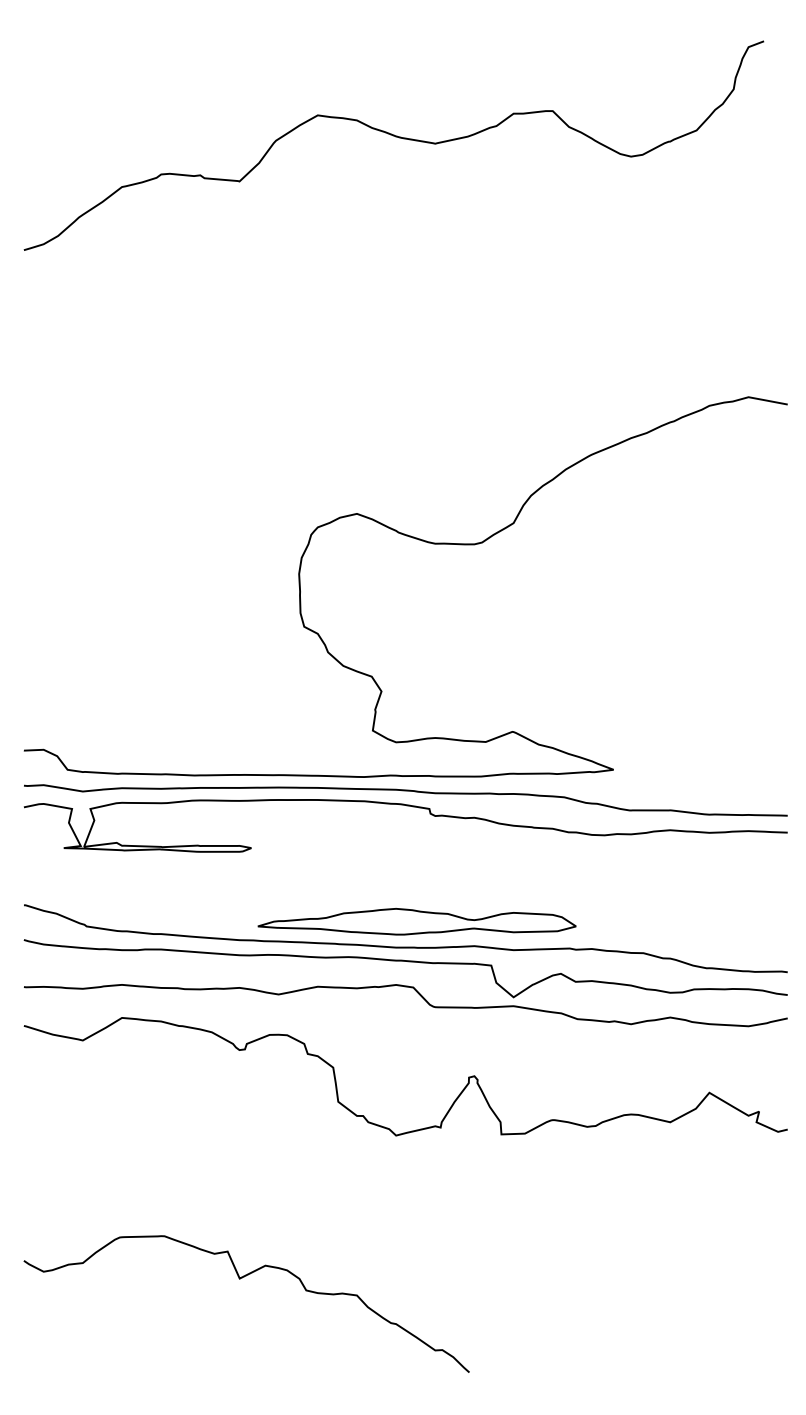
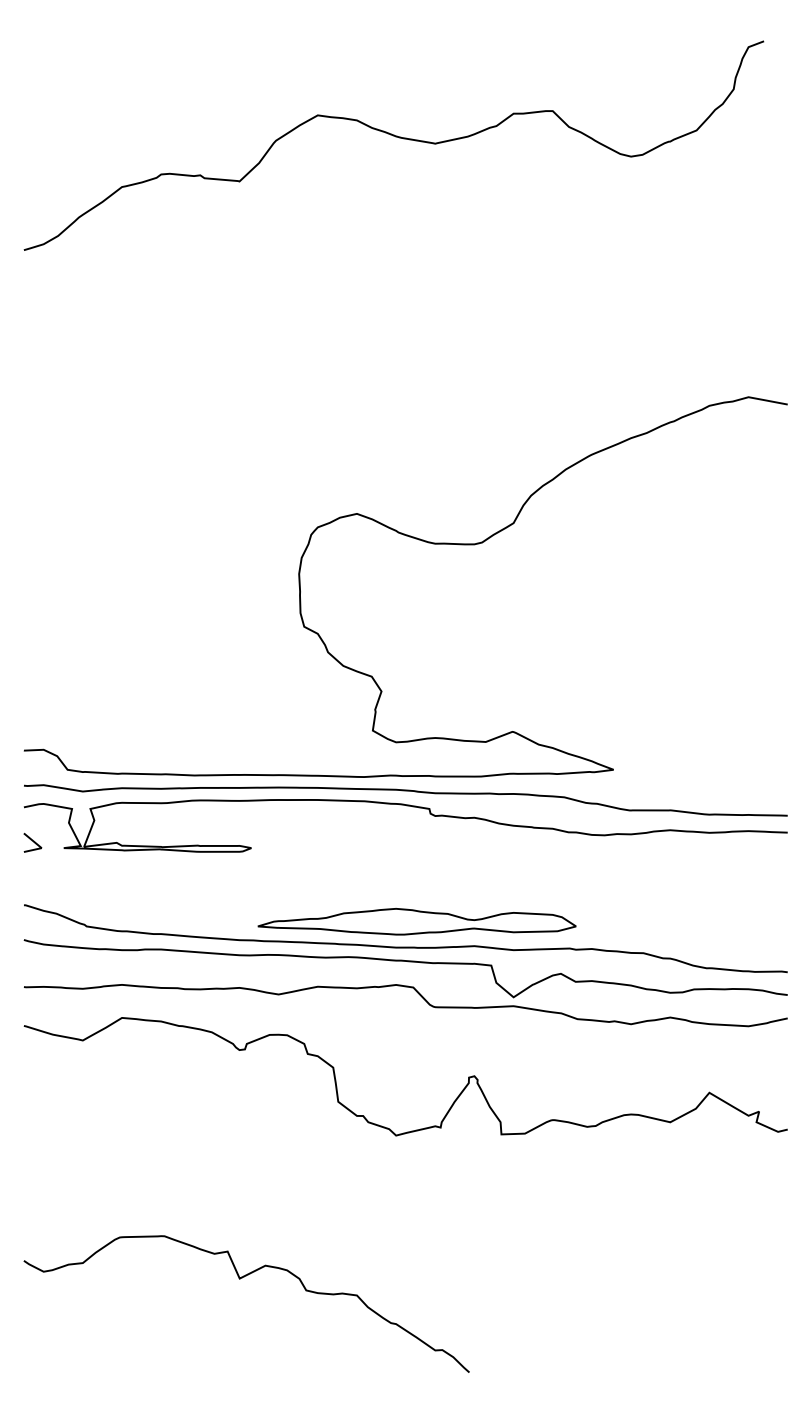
line: none -> present (32, 841)
